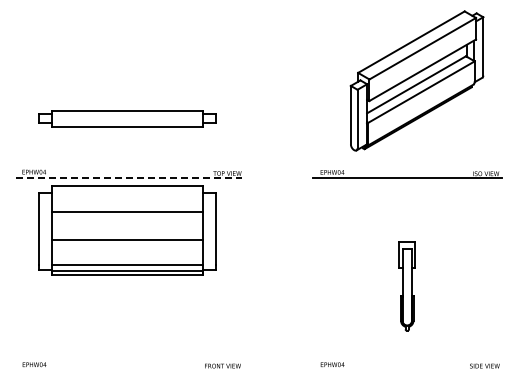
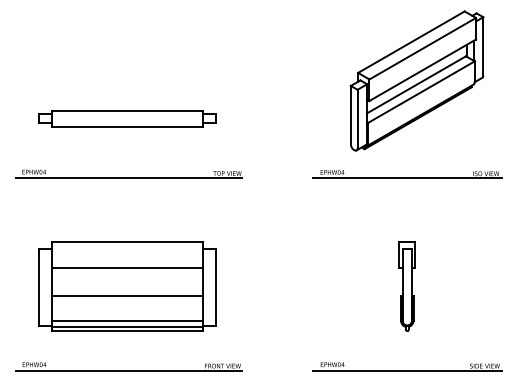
line: dashed -> solid (129, 178)
part position: (127, 230) -> (127, 286) (127, 286)
line: none -> present (128, 370)
line: none -> present (407, 370)
